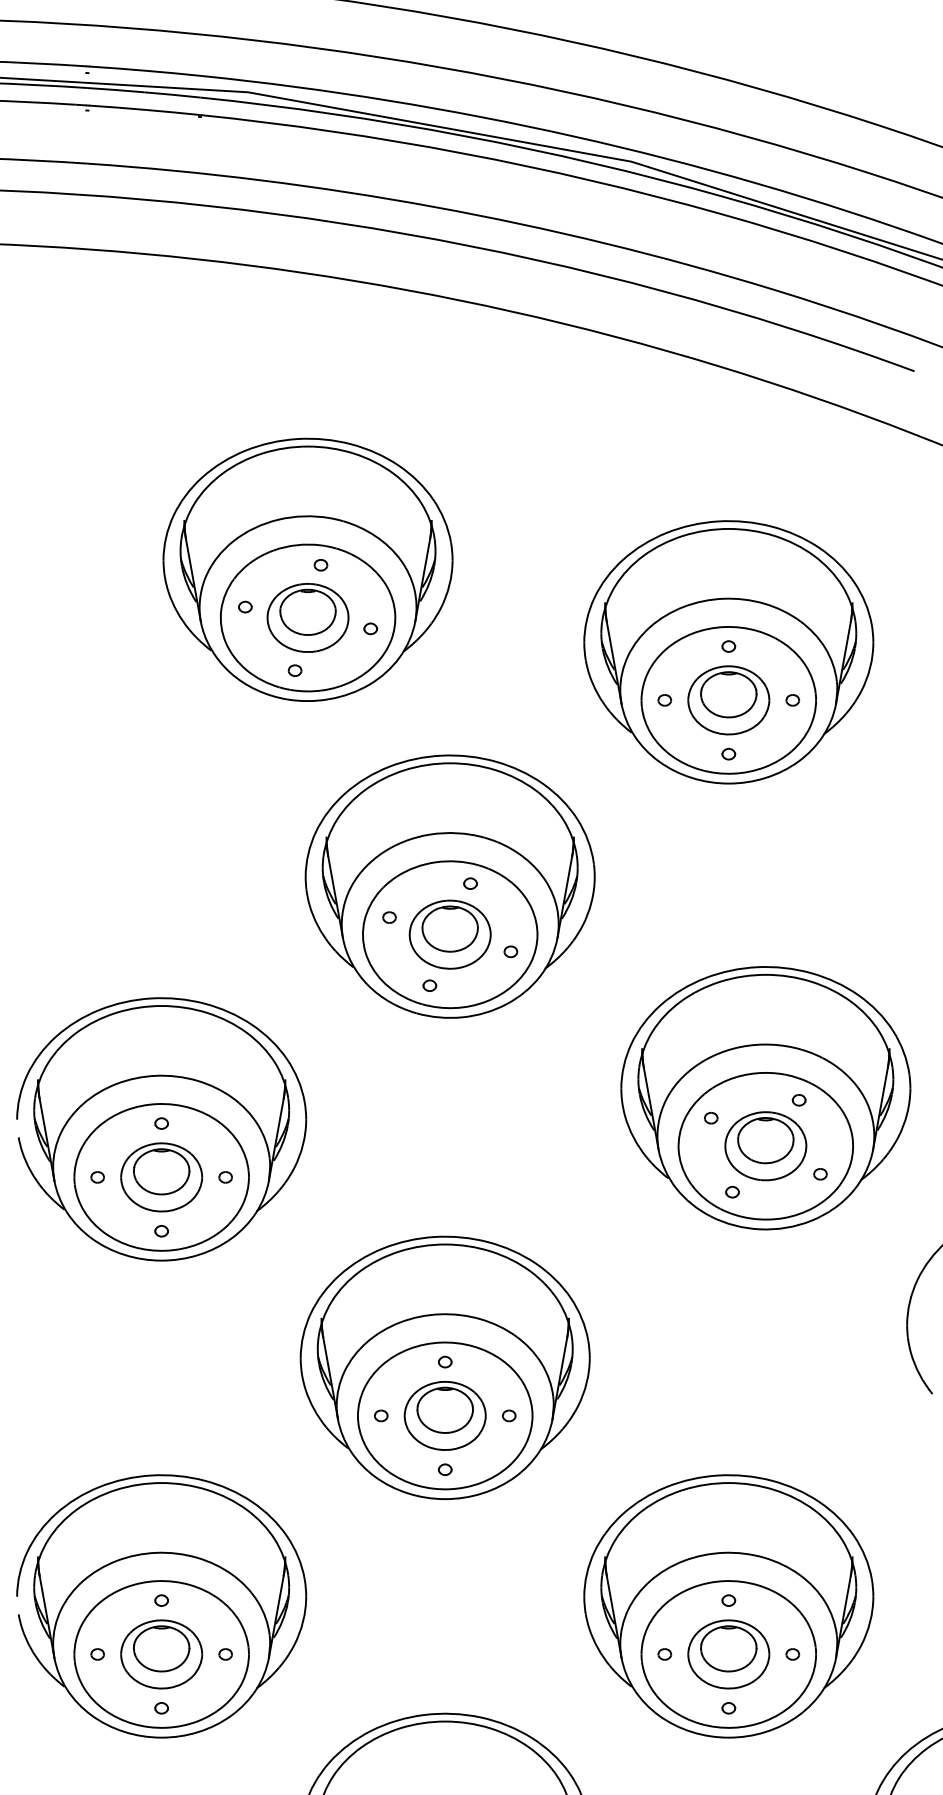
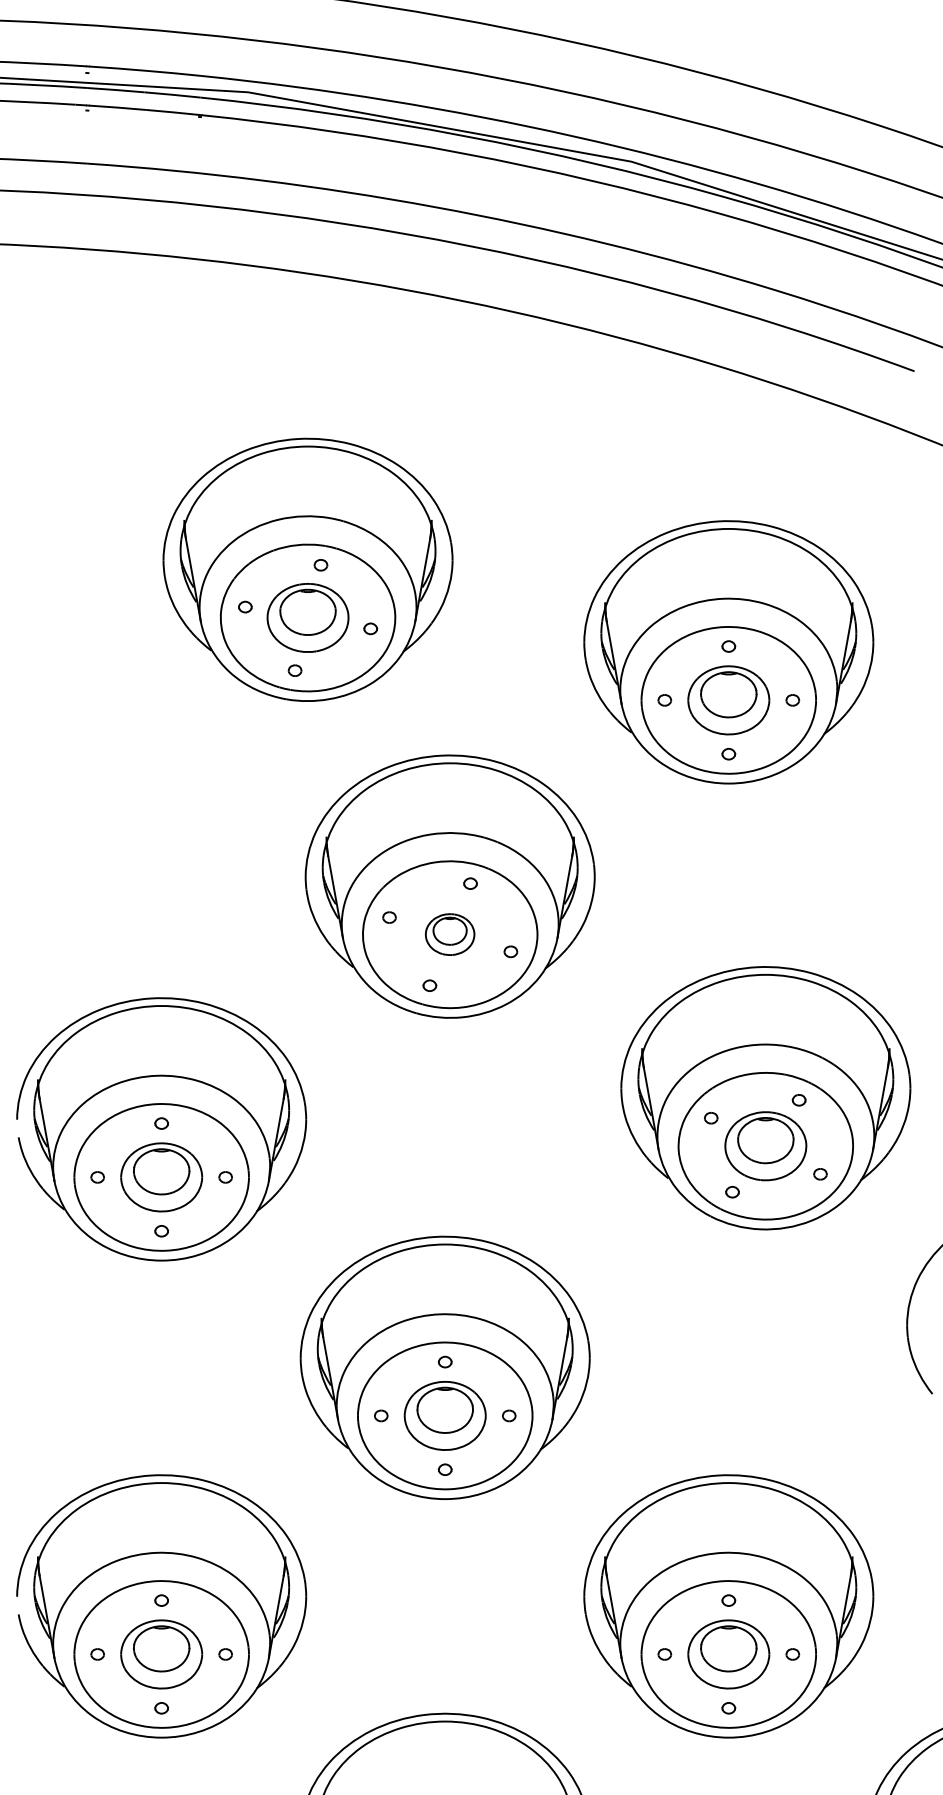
part size: 84x71 px -> 51x43 px (450, 934)
